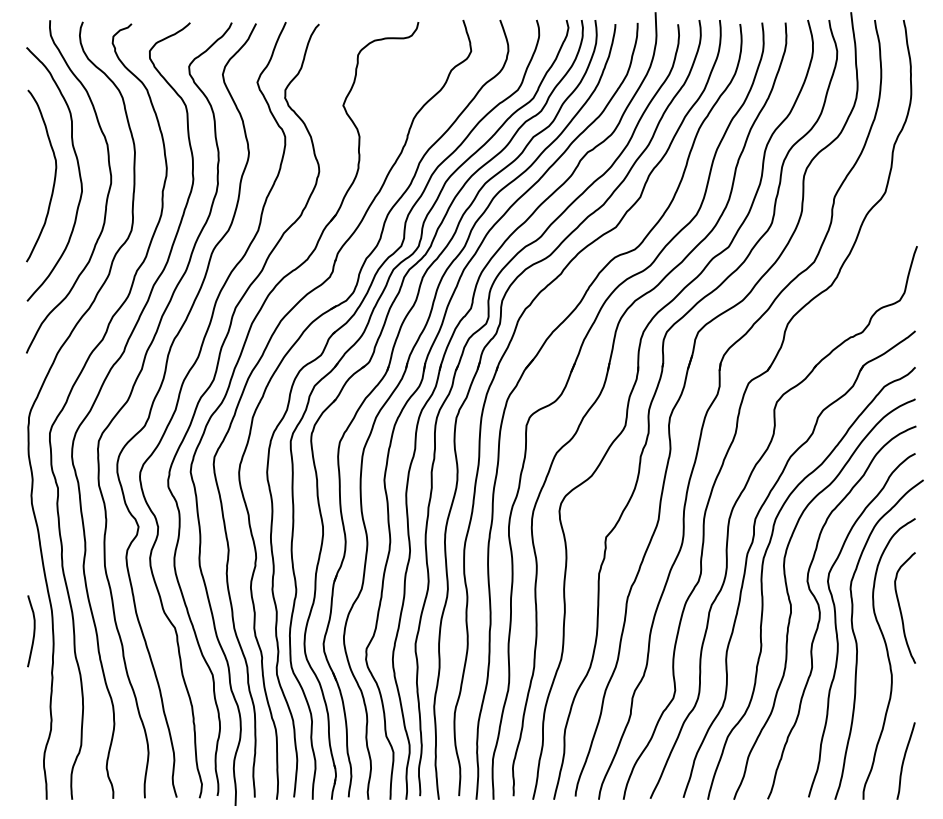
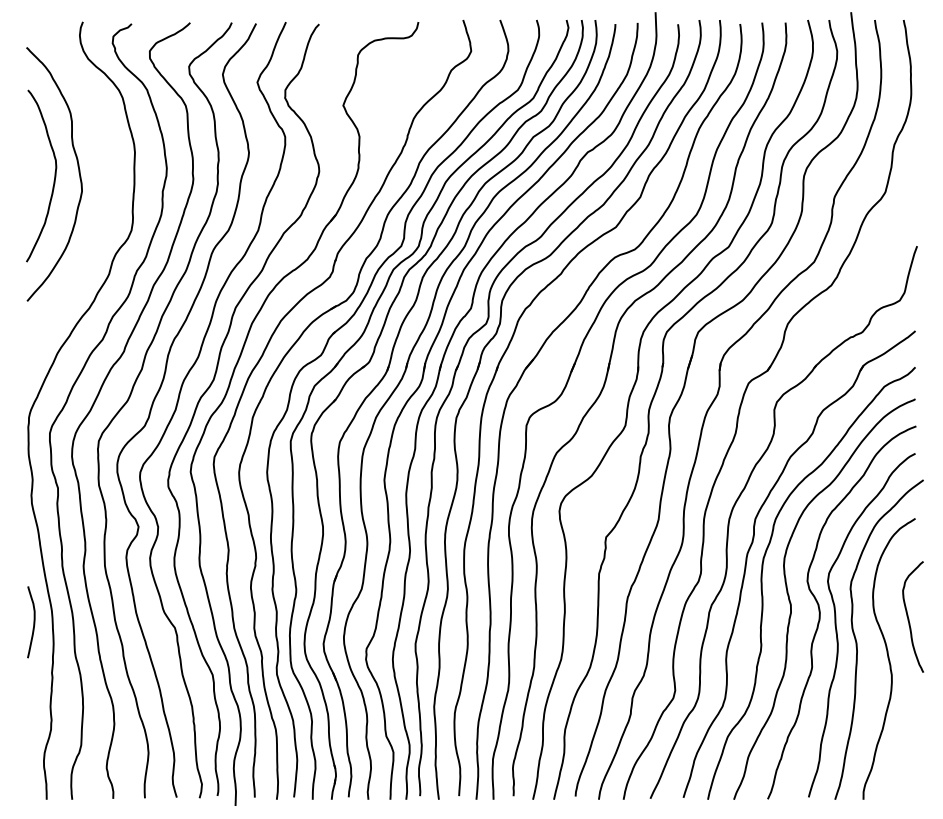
curve: present -> none (106, 196)
curve position: (901, 609) -> (909, 618) (909, 618)
curve position: (33, 631) -> (33, 622) (33, 622)
curve: present -> none (904, 760)
